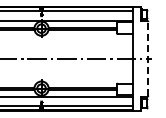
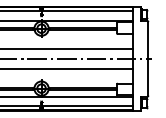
line: none -> present (67, 49)
line: dashed -> solid (148, 58)
line: none -> present (67, 68)
